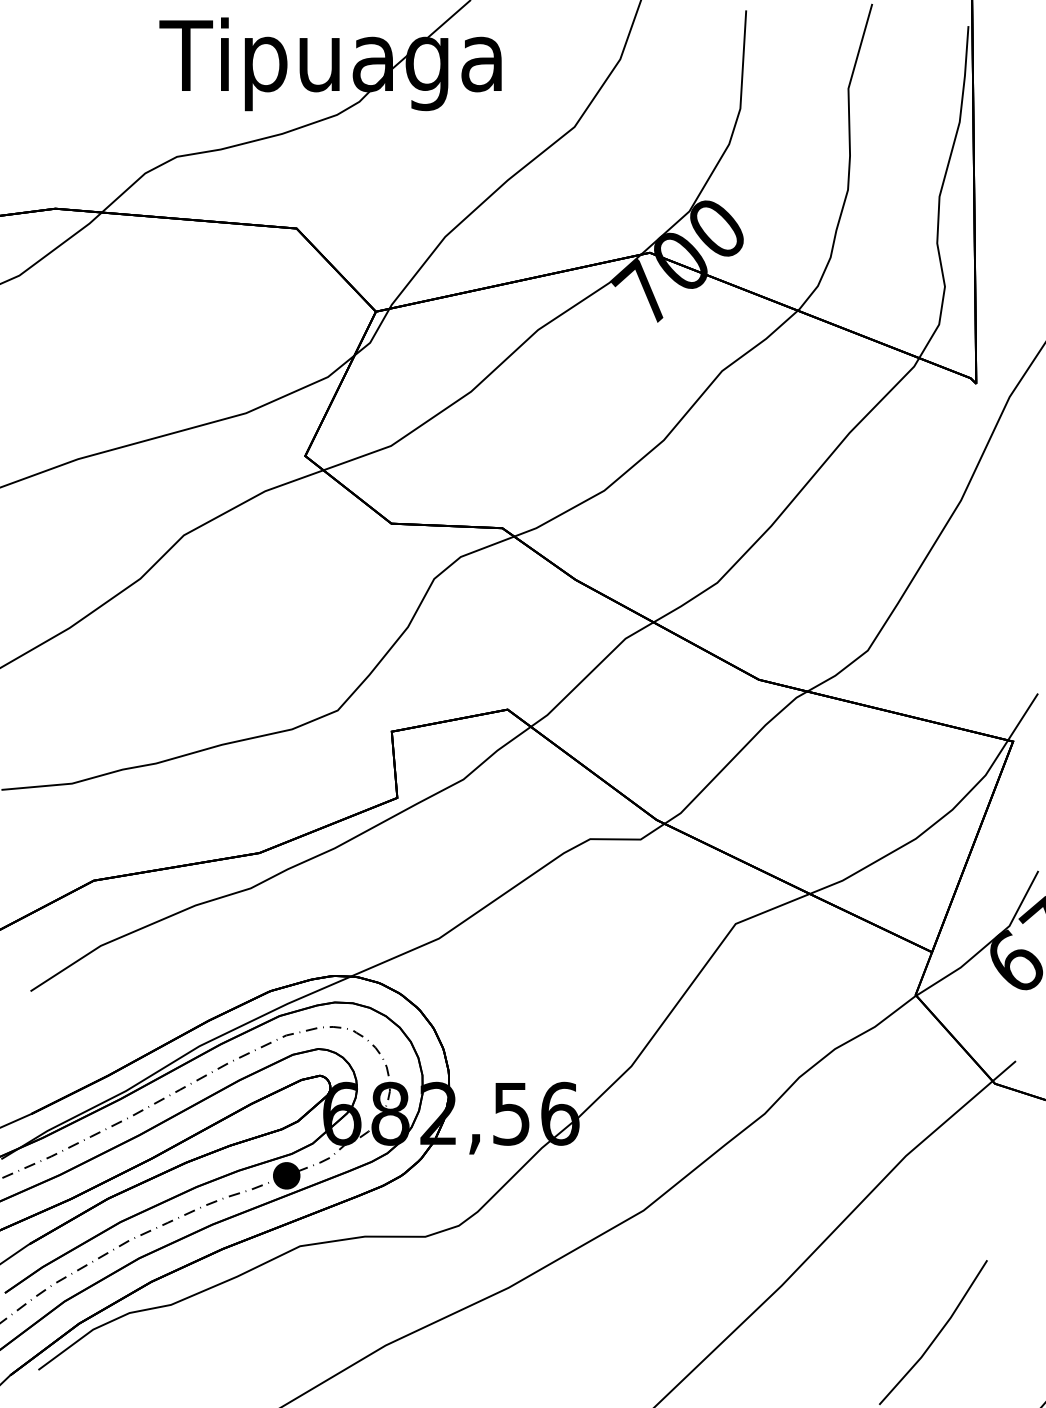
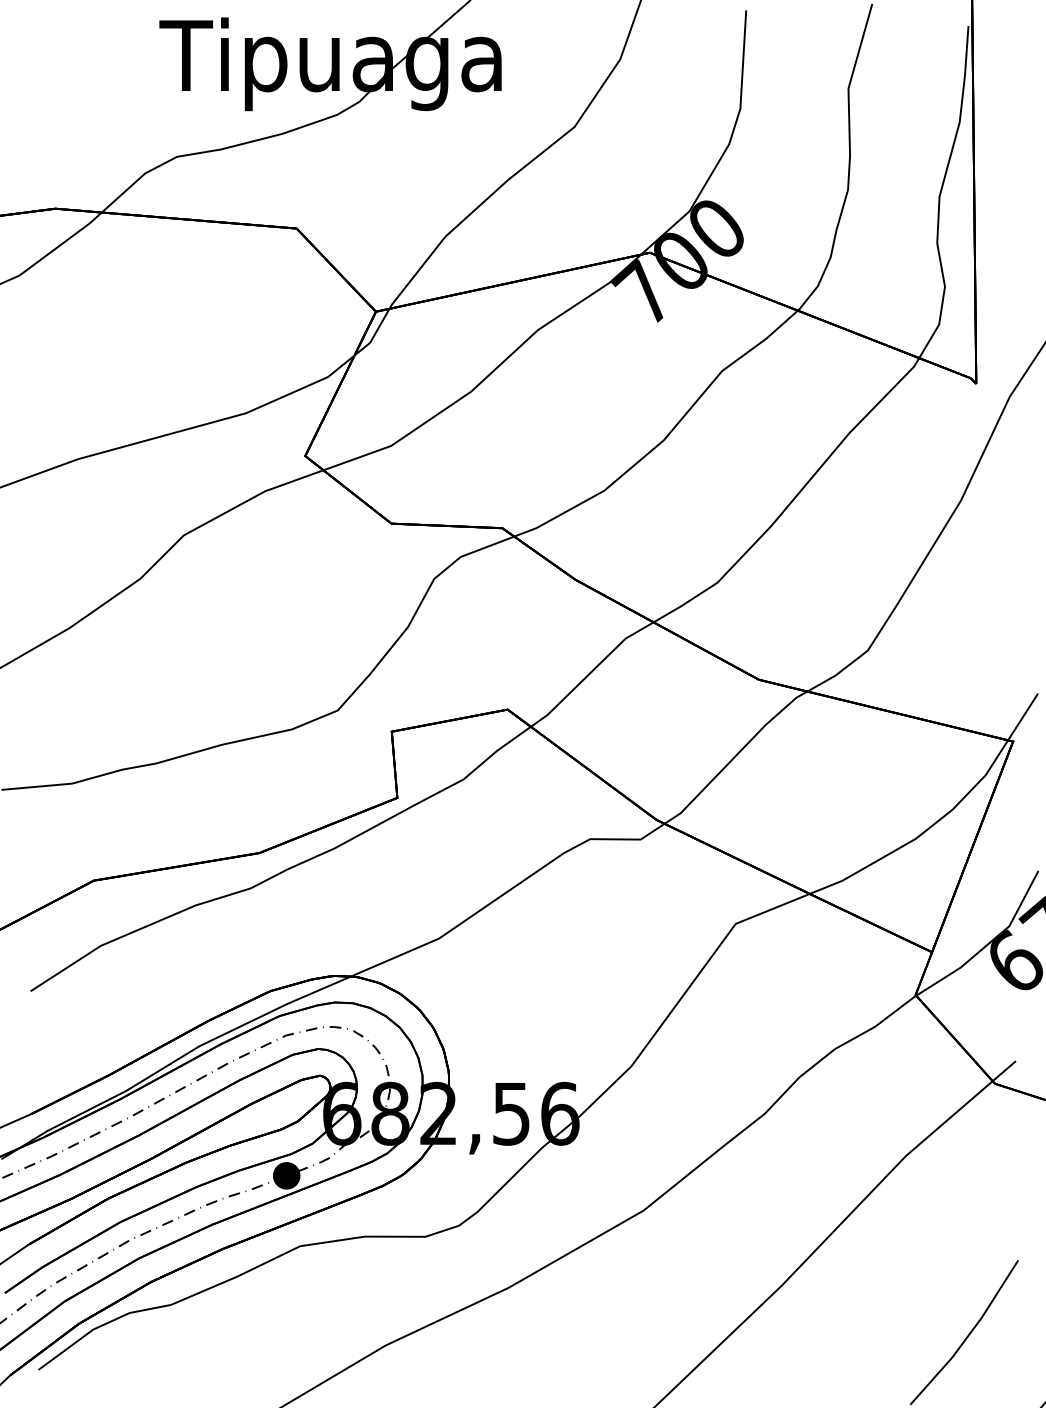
line position: (937, 1333) -> (968, 1333) (968, 1333)
